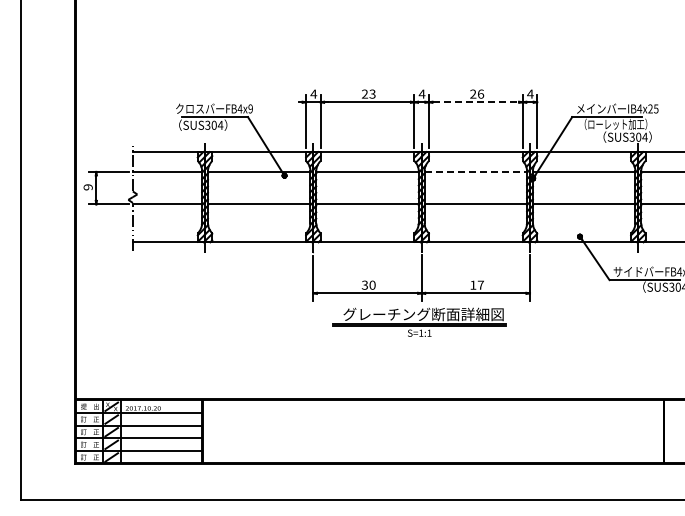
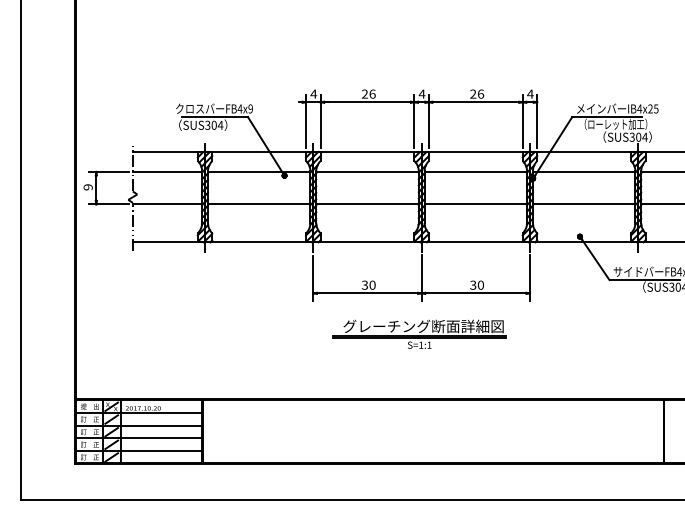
text: 23 -> 26 (372, 93)
line: dashed -> solid (476, 102)
line: dashed -> solid (476, 171)
text: 17 -> 30 (477, 284)
part position: (419, 321) -> (419, 333) (419, 333)
